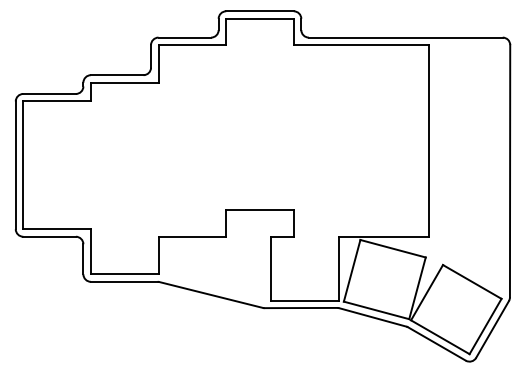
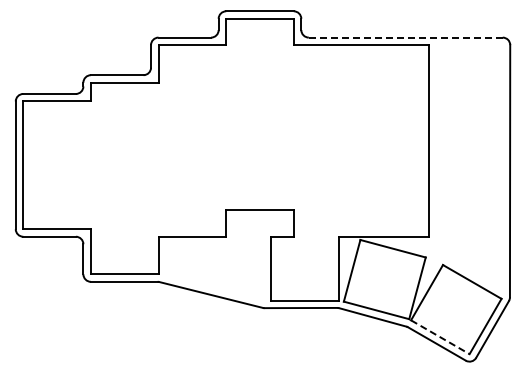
line: solid -> dashed (405, 37)
line: solid -> dashed (440, 337)
